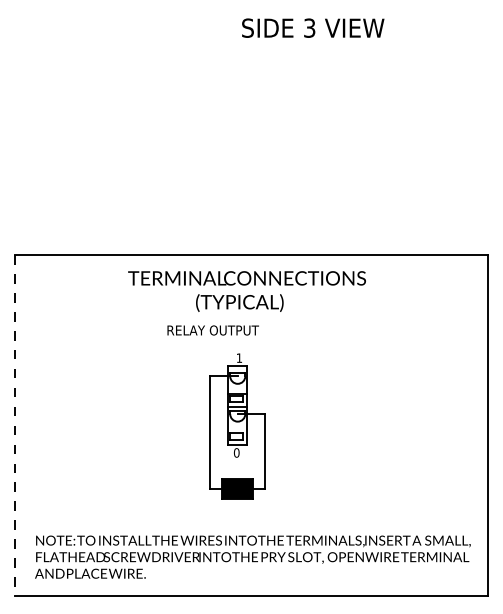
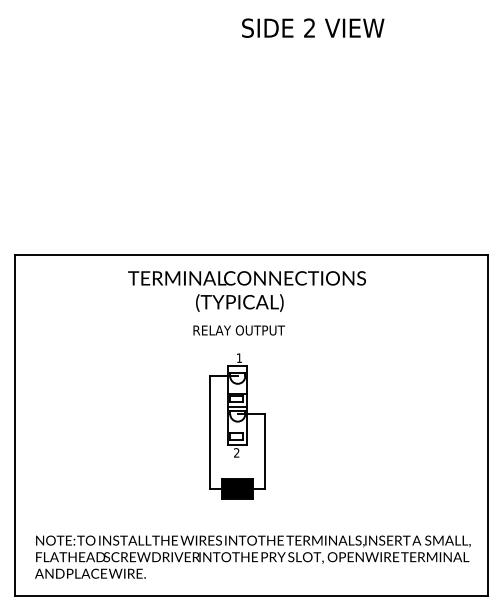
text: 3 -> 2 (309, 27)
text position: (212, 330) -> (238, 330) (238, 330)
line: dashed -> solid (14, 425)
text: 0 -> 2 (236, 452)
